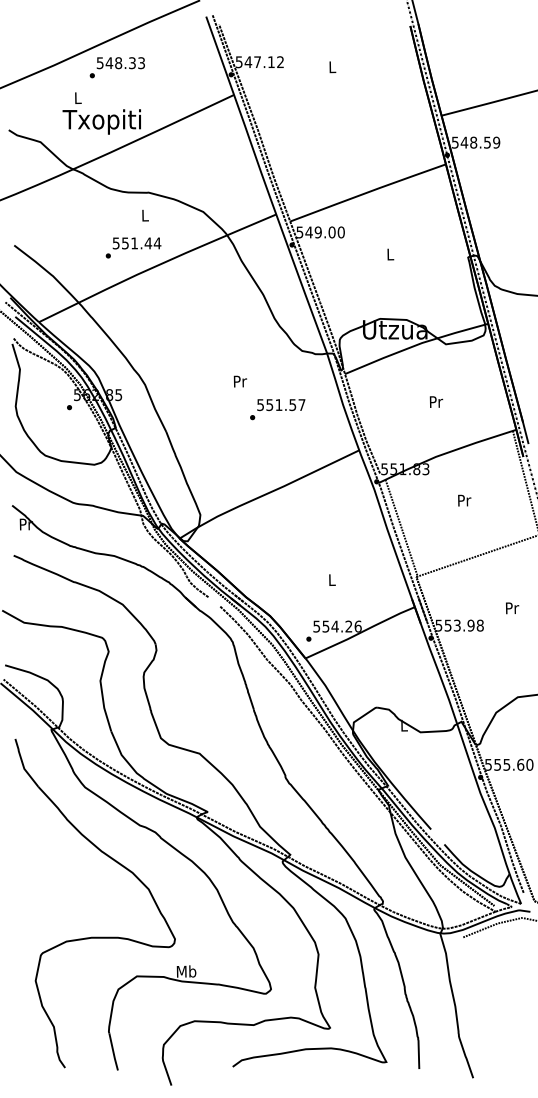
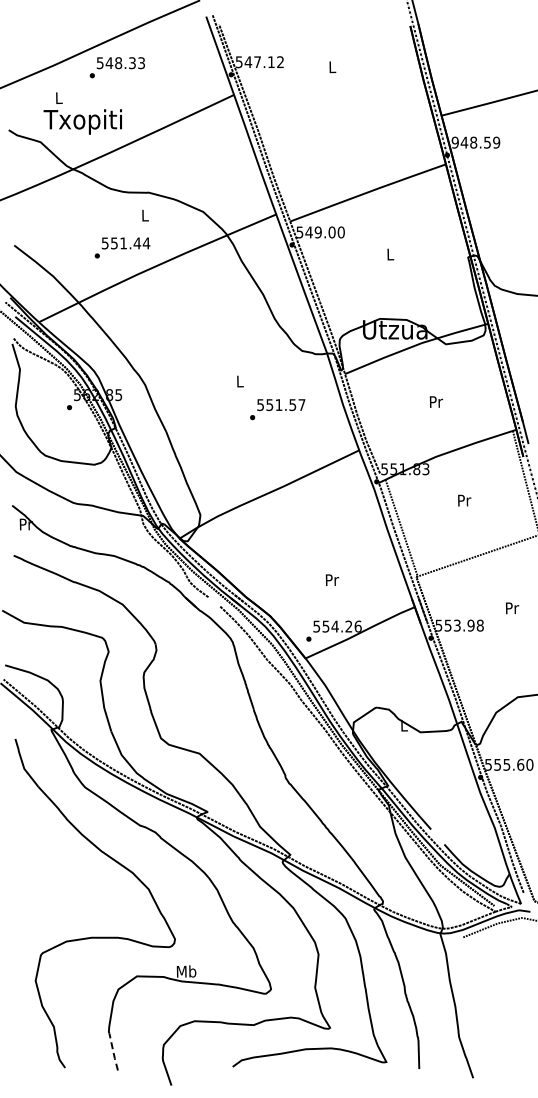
text position: (101, 113) -> (82, 113) (82, 113)
text: 548.59 -> 948.59 (454, 142)
text position: (133, 247) -> (122, 247) (122, 247)
text: Pr -> L (240, 381)
text: L -> Pr (332, 580)
line: solid -> dashed (113, 1052)
